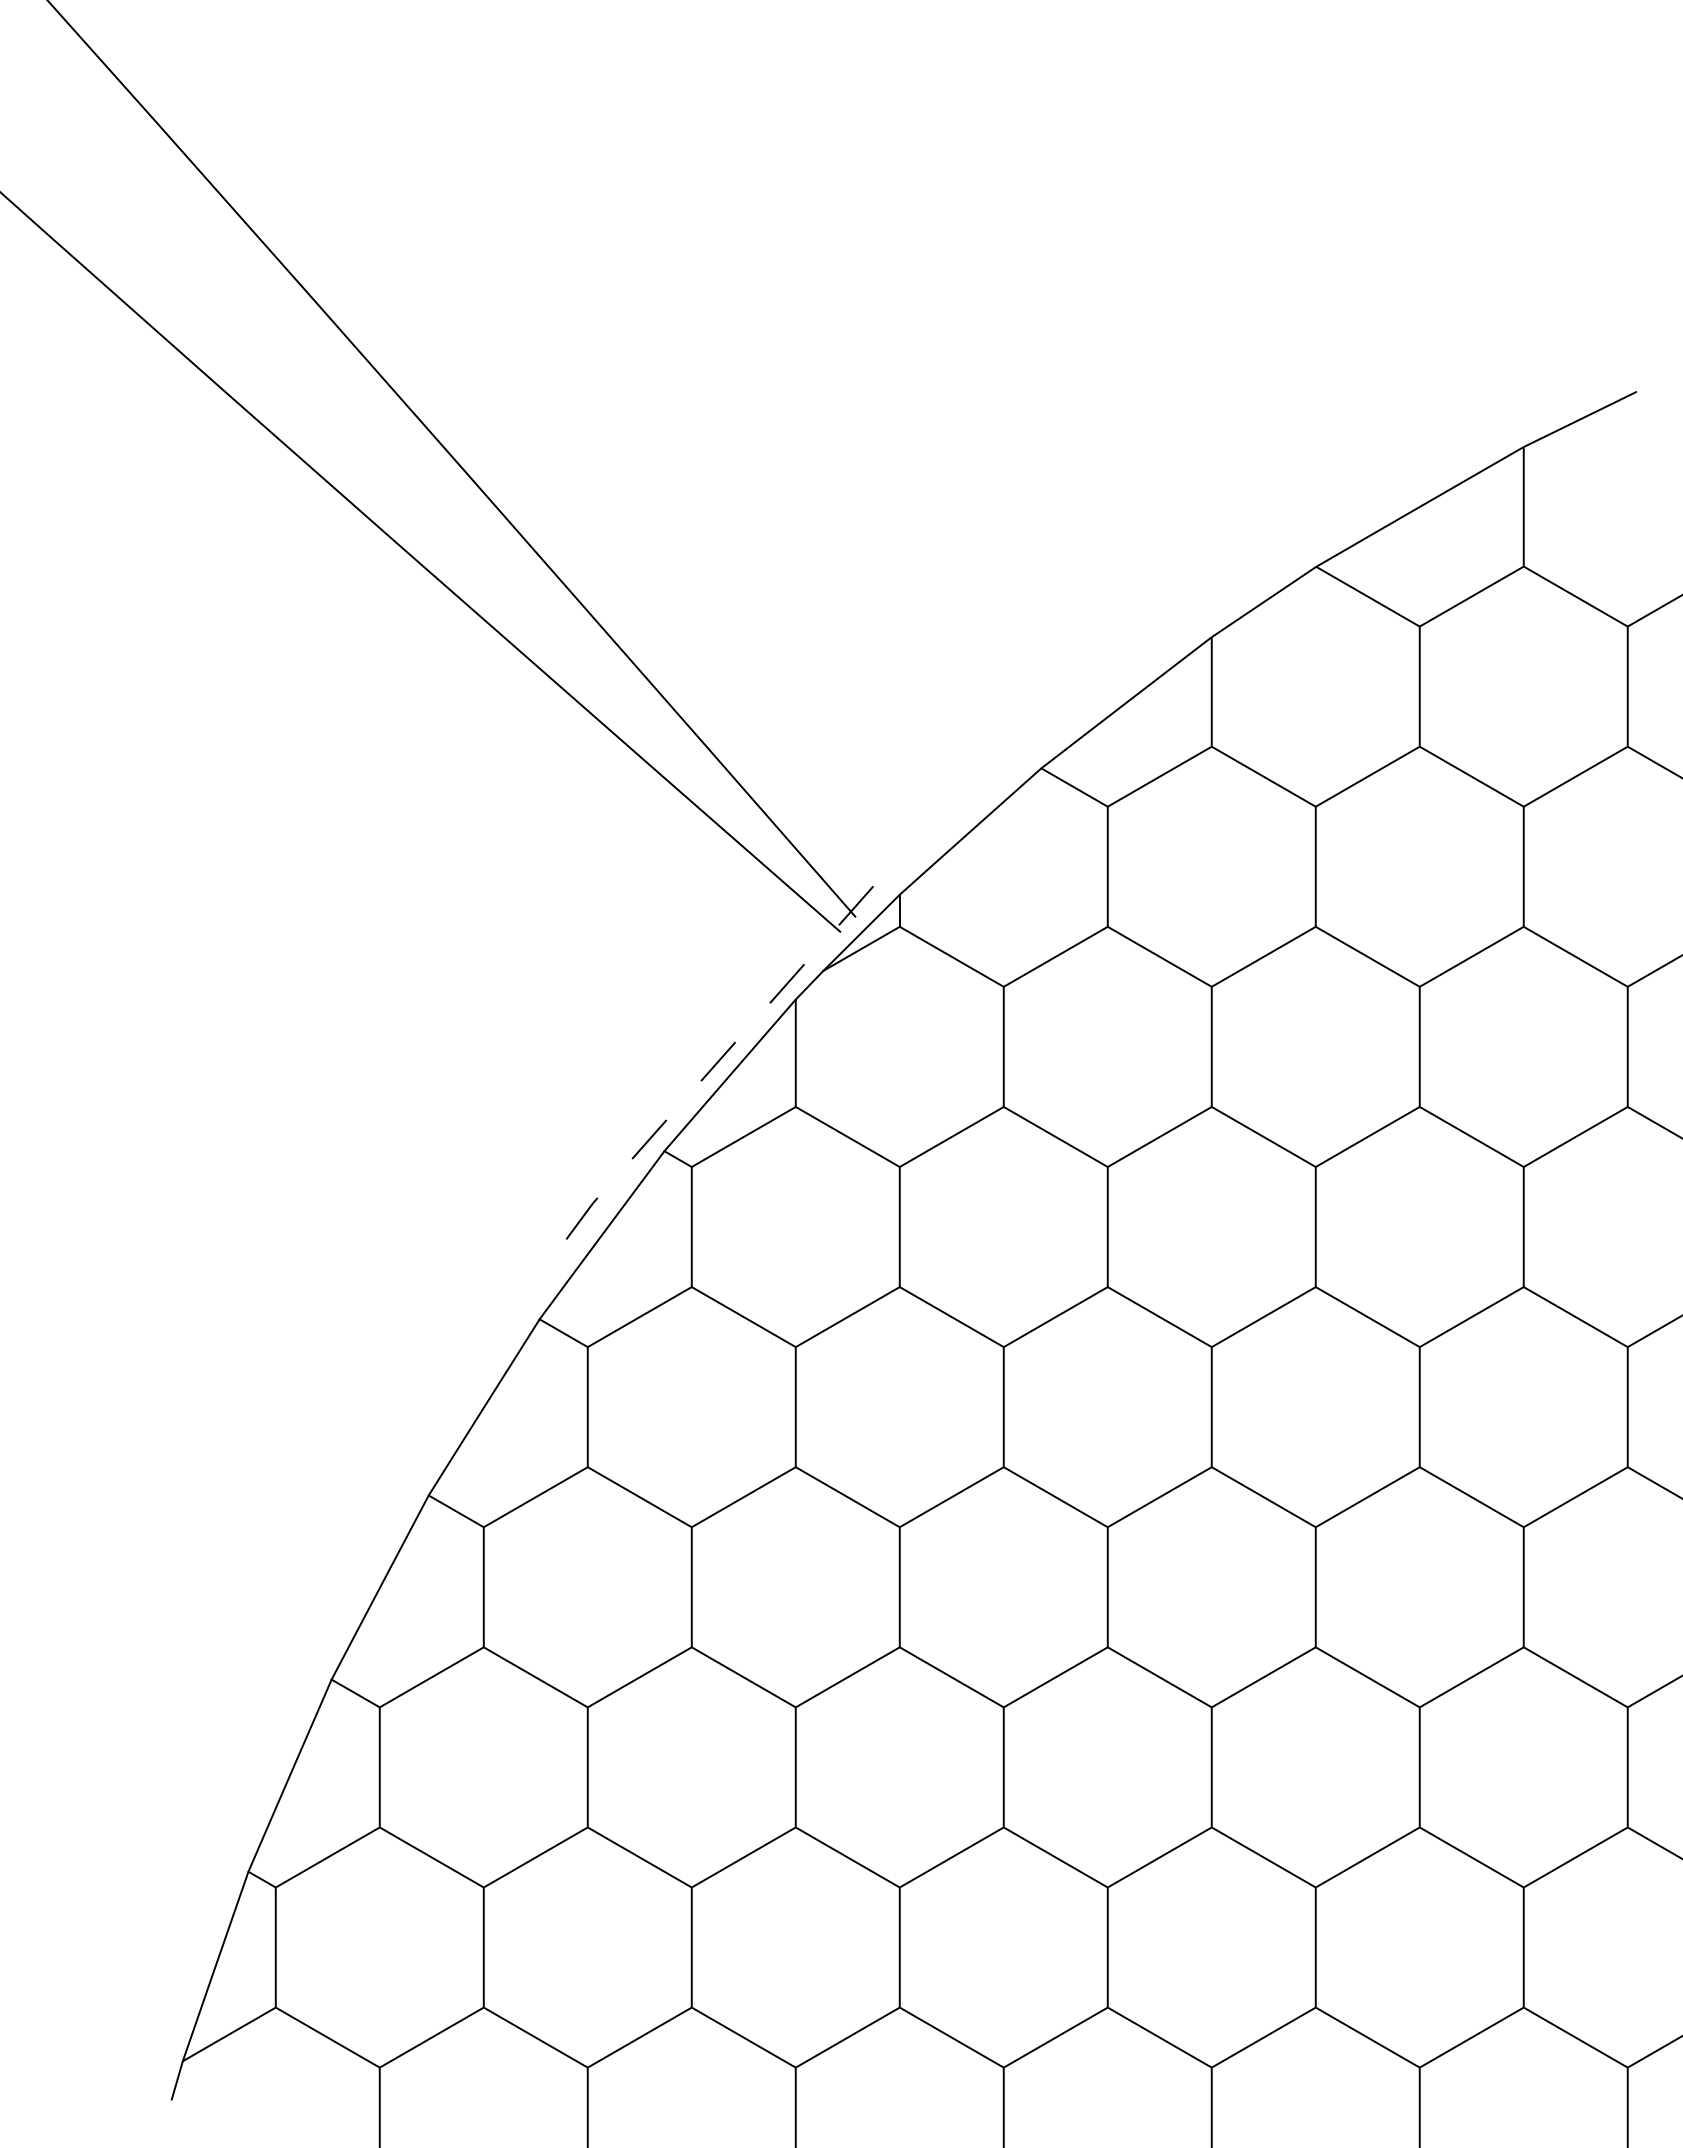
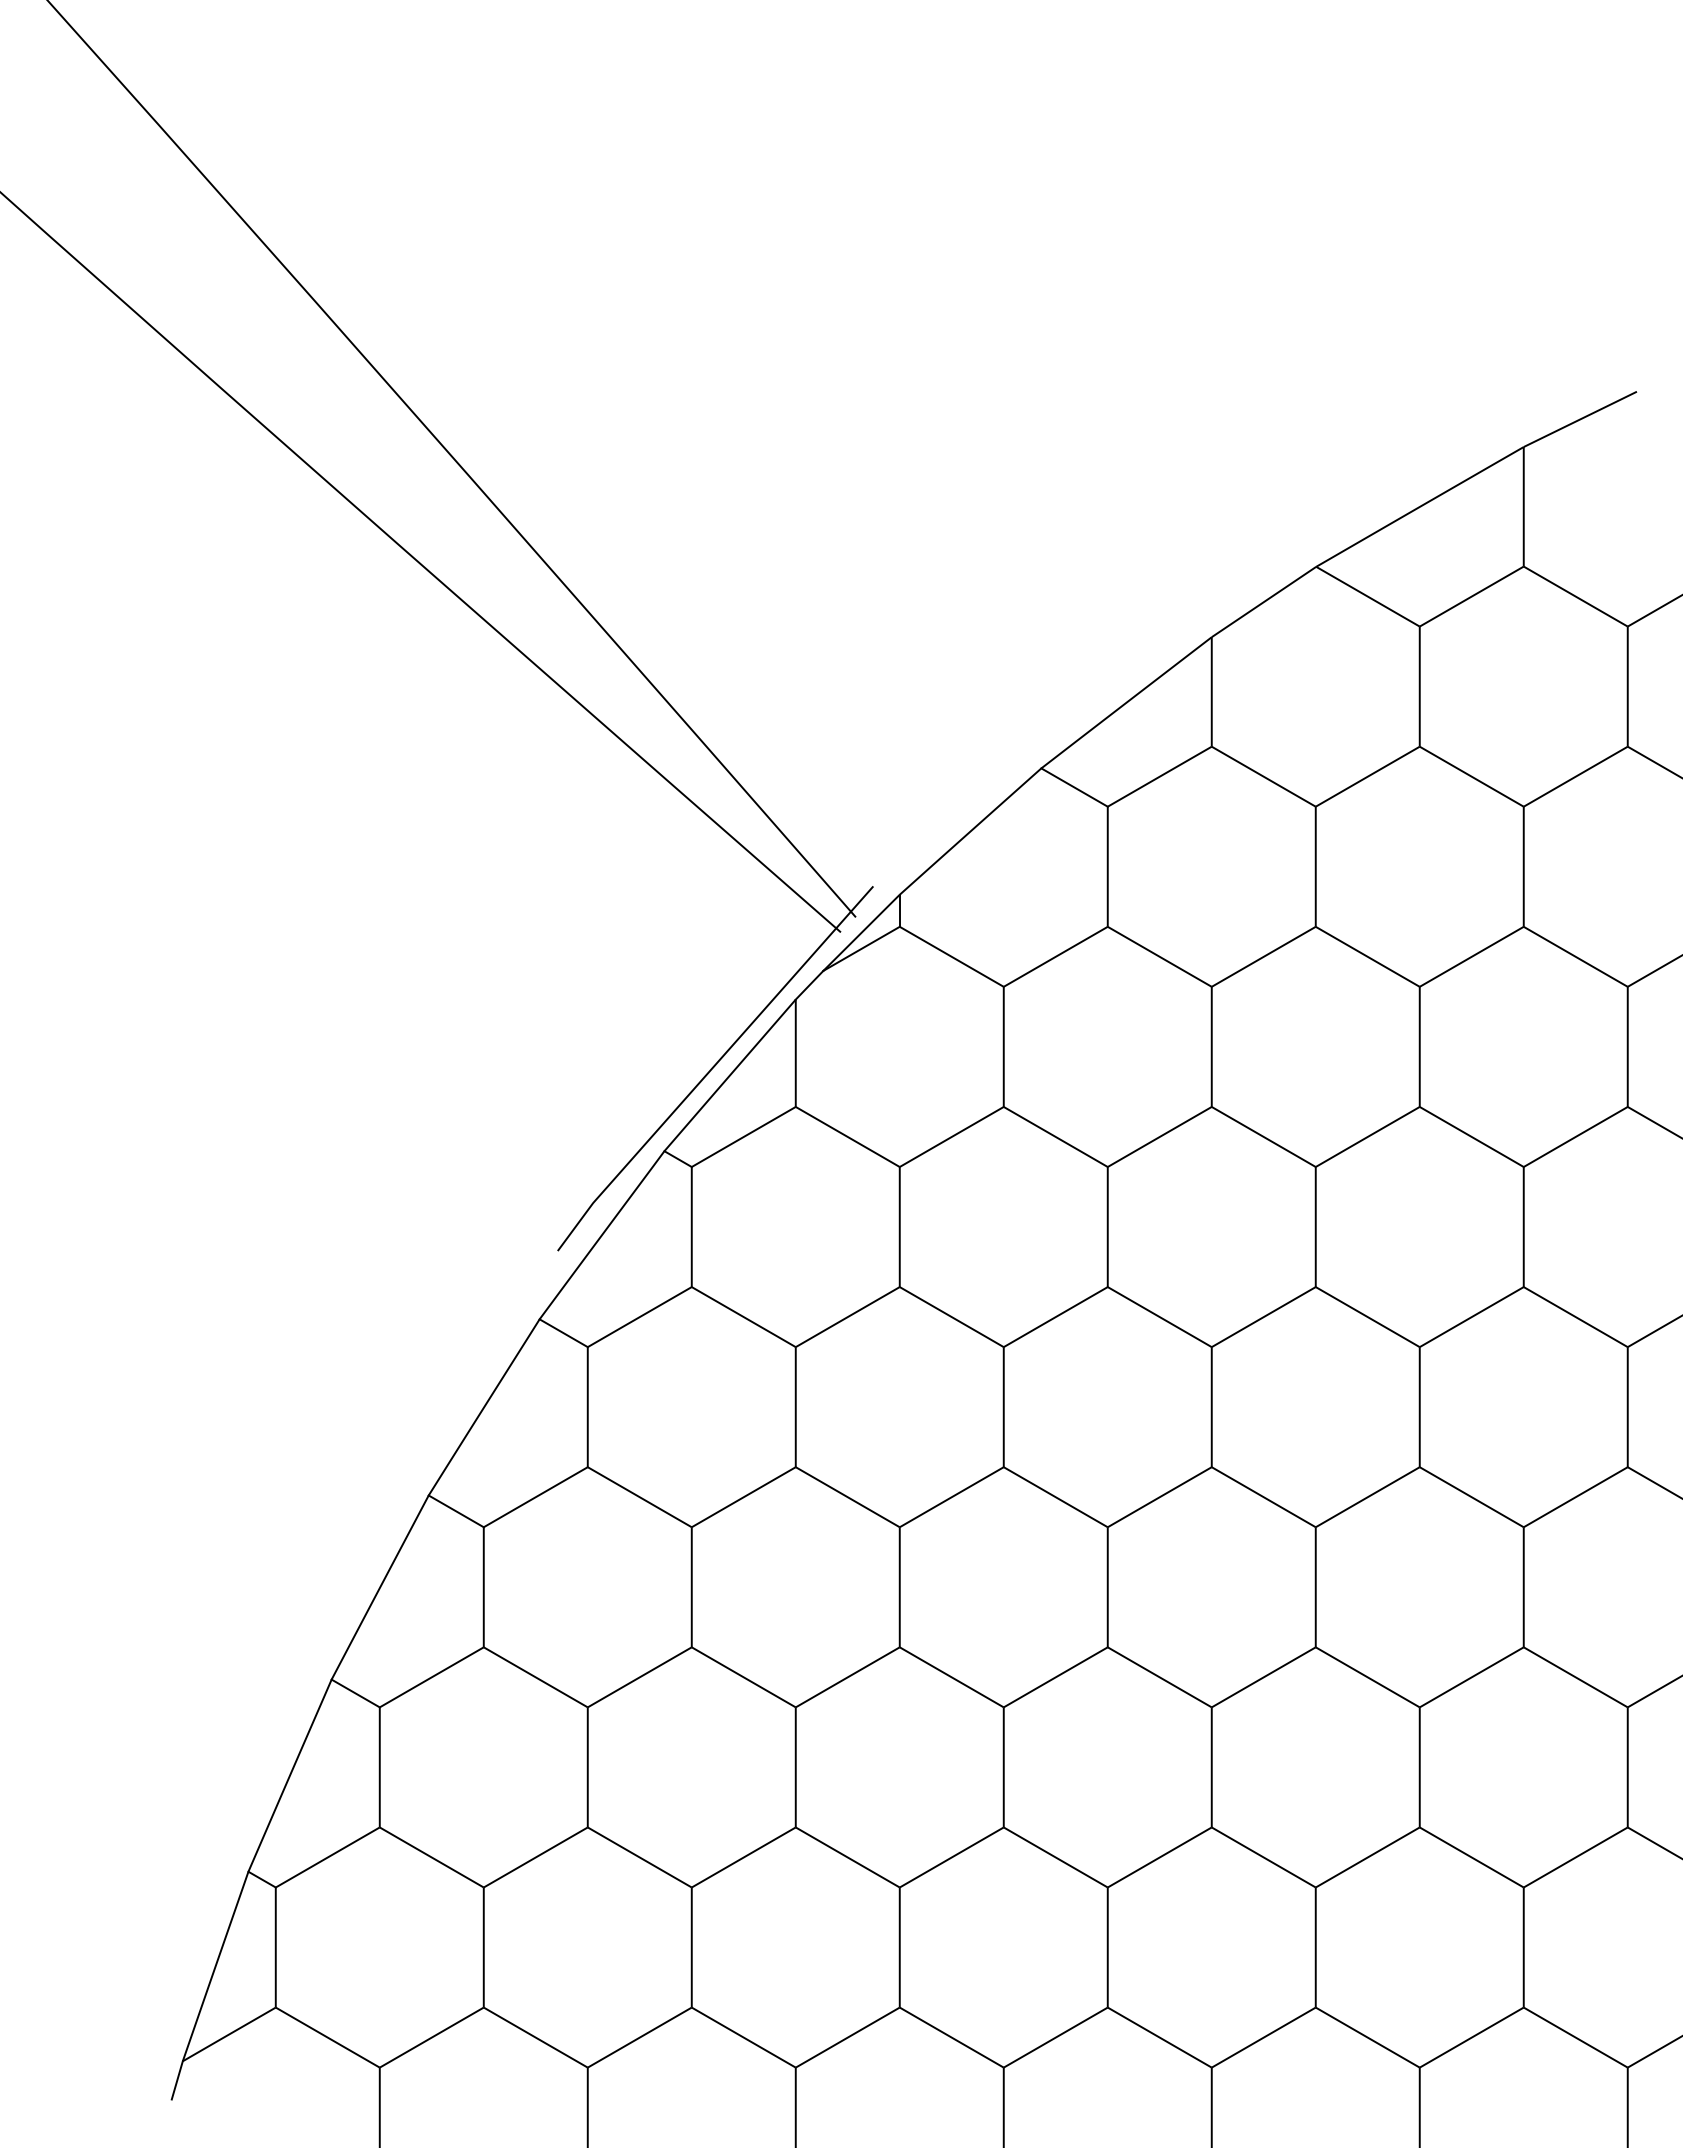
line: dashed -> solid (713, 1067)
